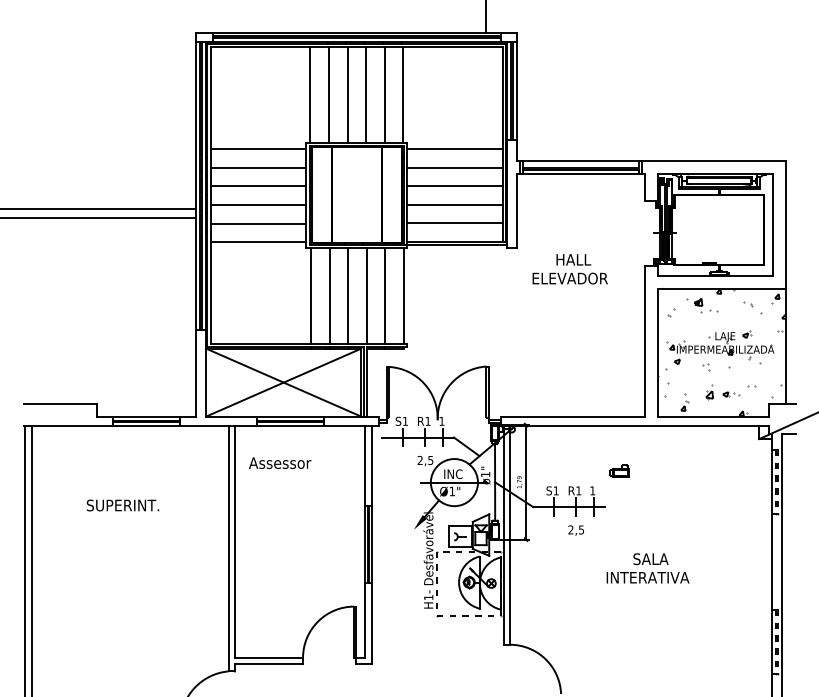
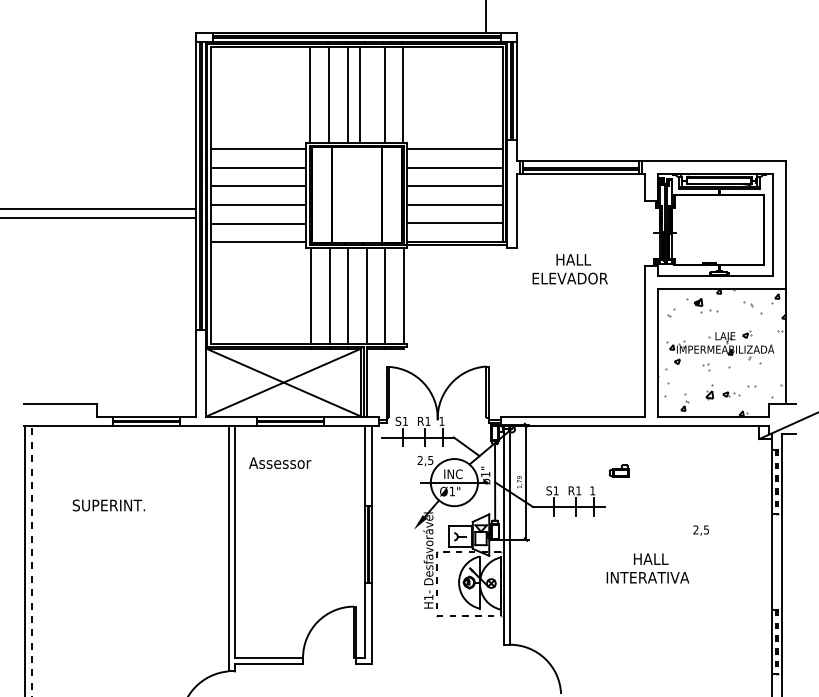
line position: (366, 94) -> (360, 94) (360, 94)
text position: (122, 505) -> (108, 505) (108, 505)
text position: (575, 530) -> (700, 530) (700, 530)
text: SALA -> HALL (650, 559)
line: solid -> dashed (31, 561)
